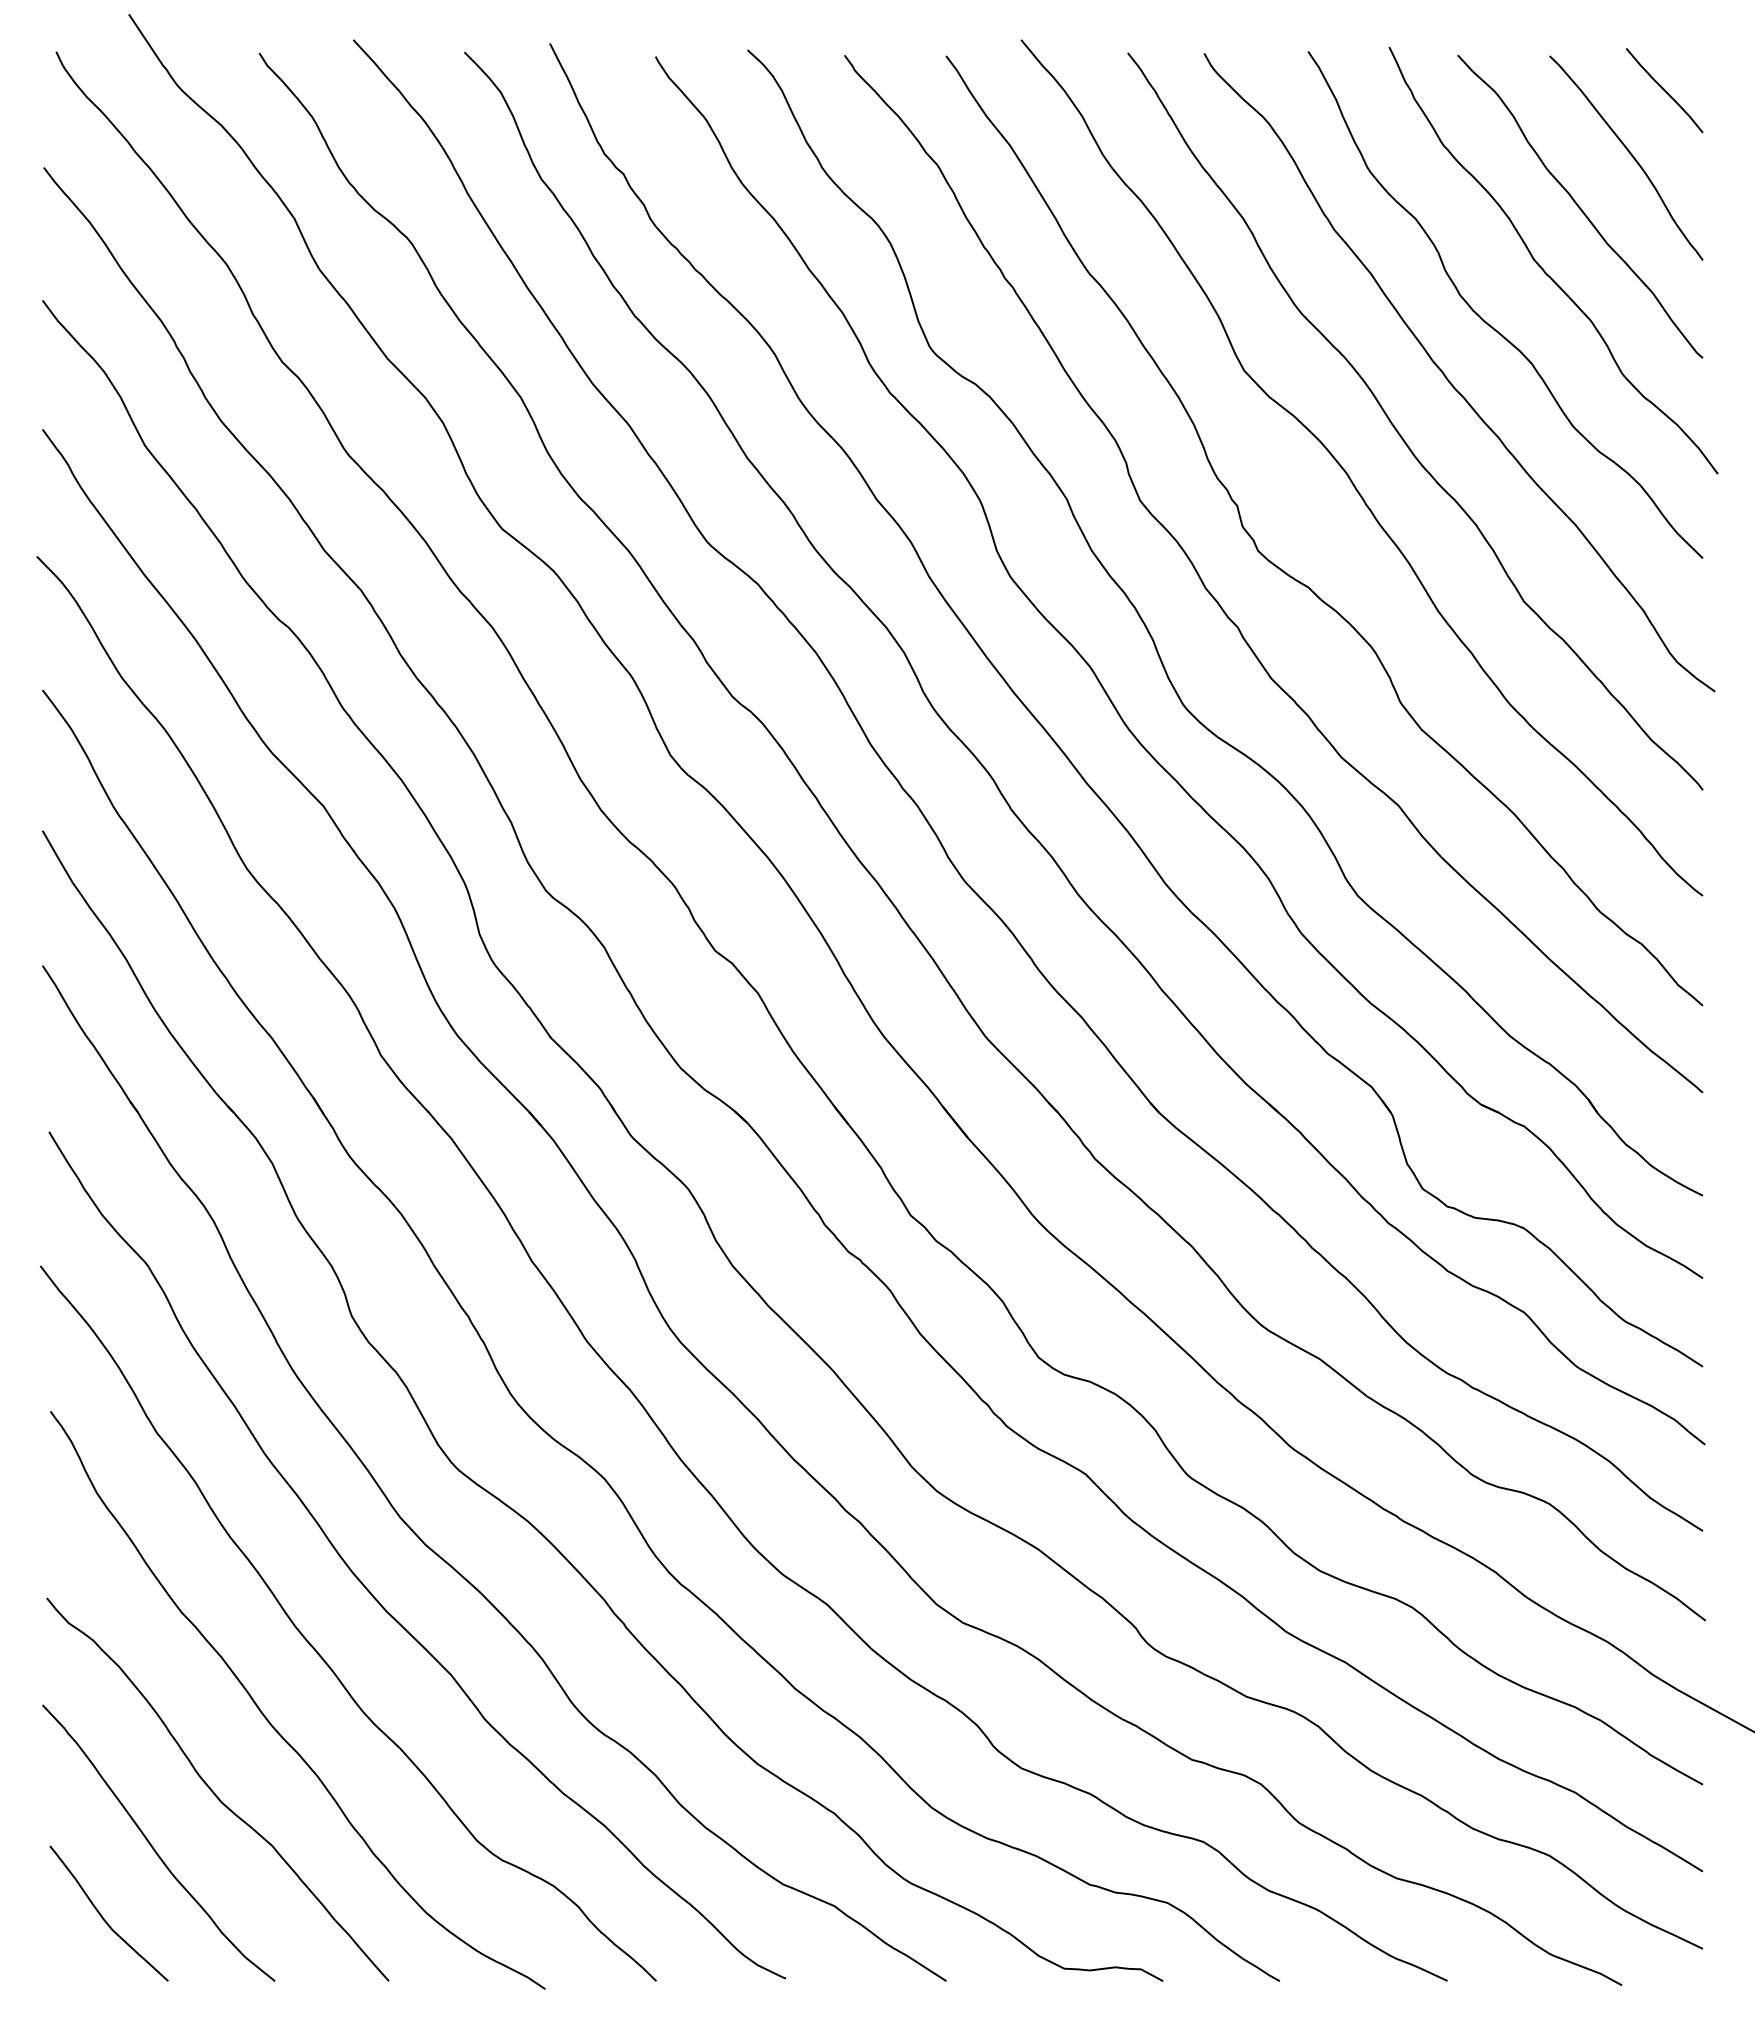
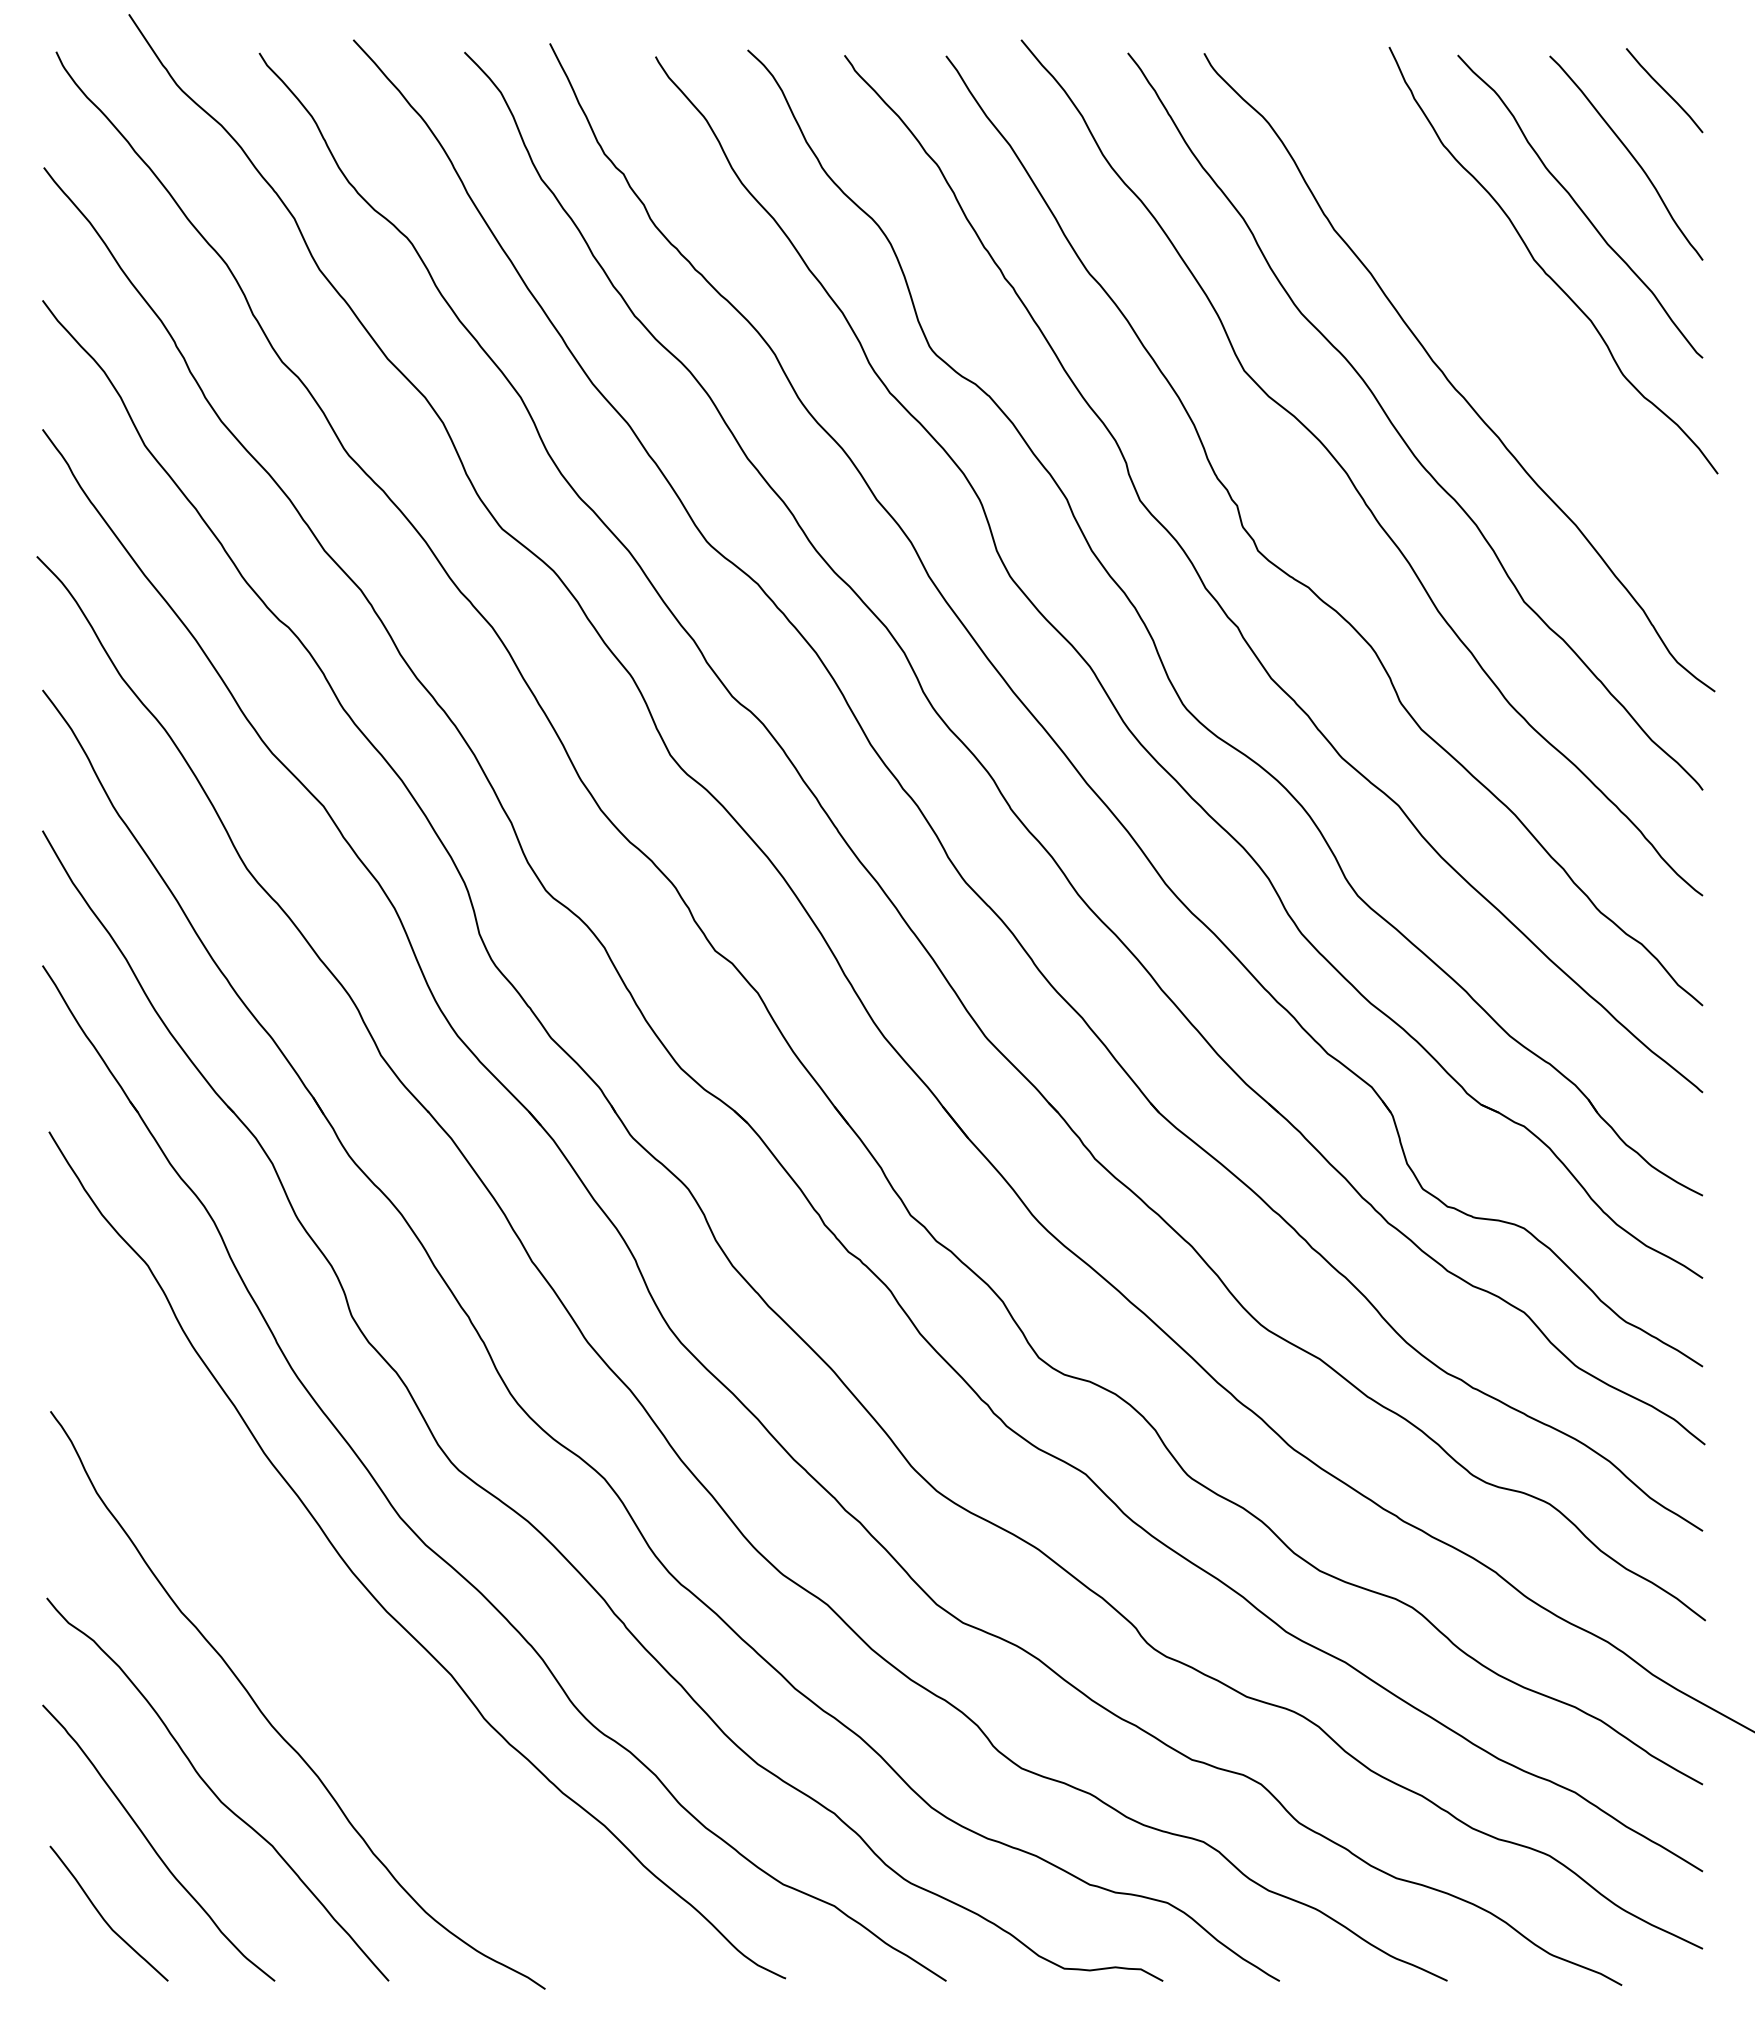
curve: present -> none (1491, 325)
curve: present -> none (316, 1649)
